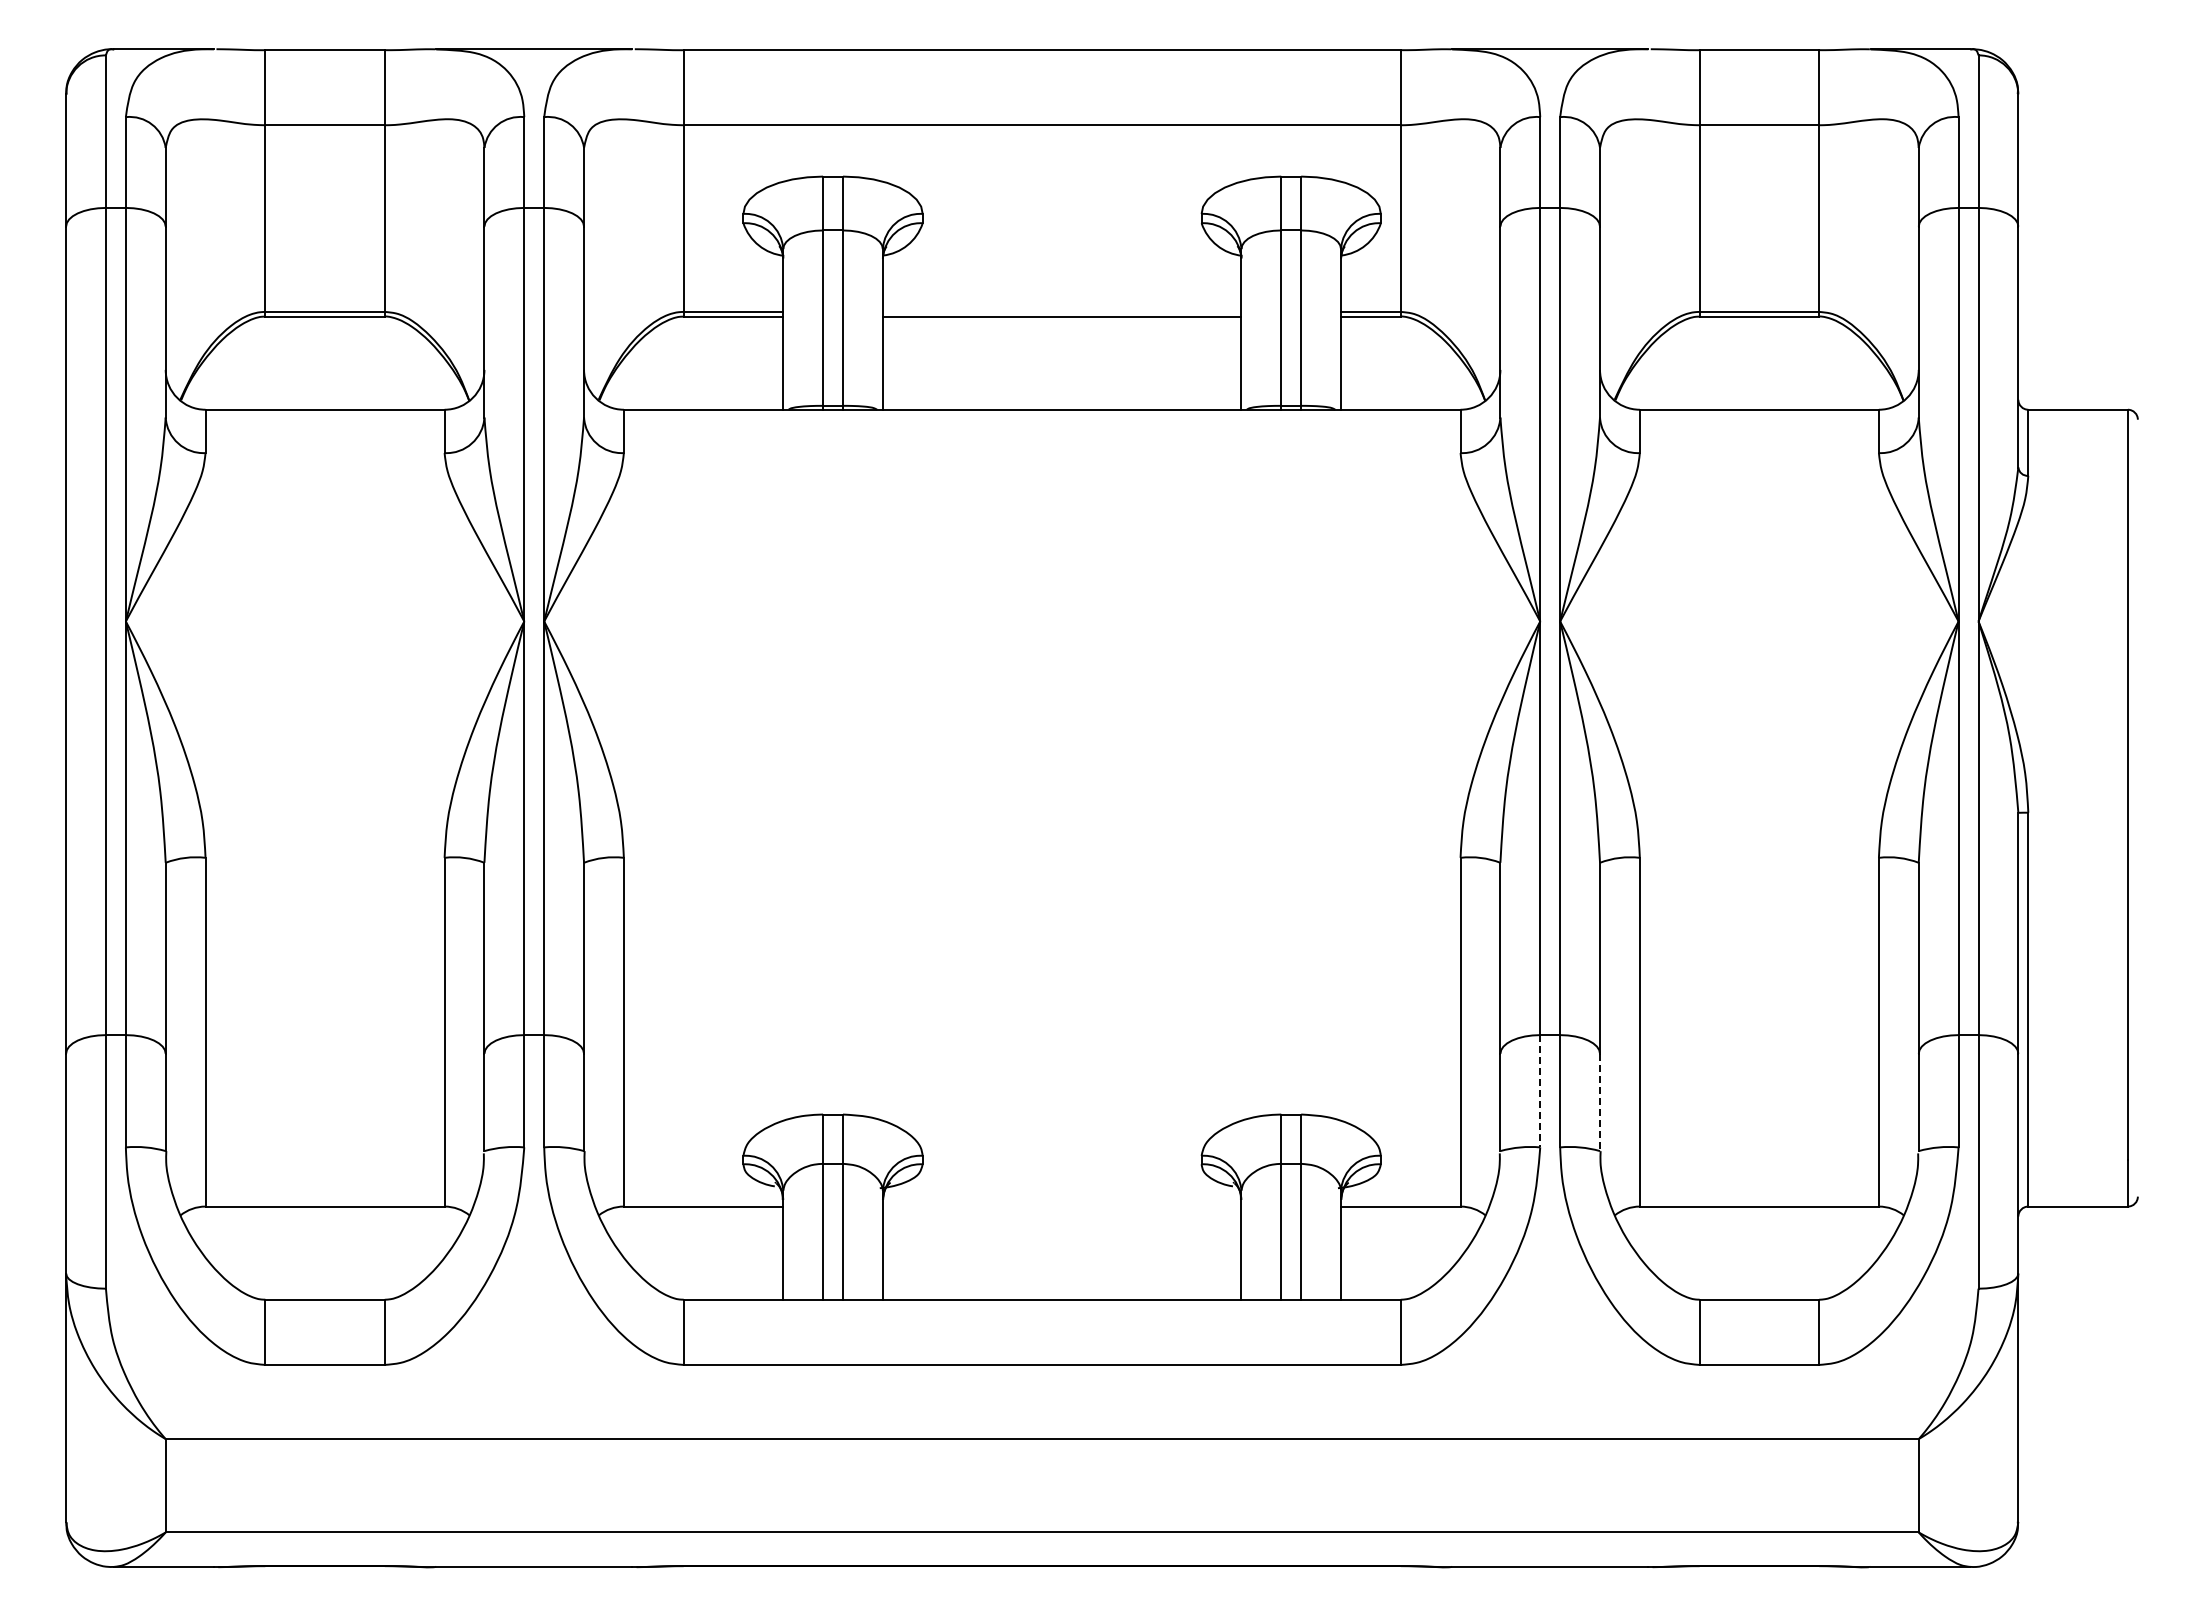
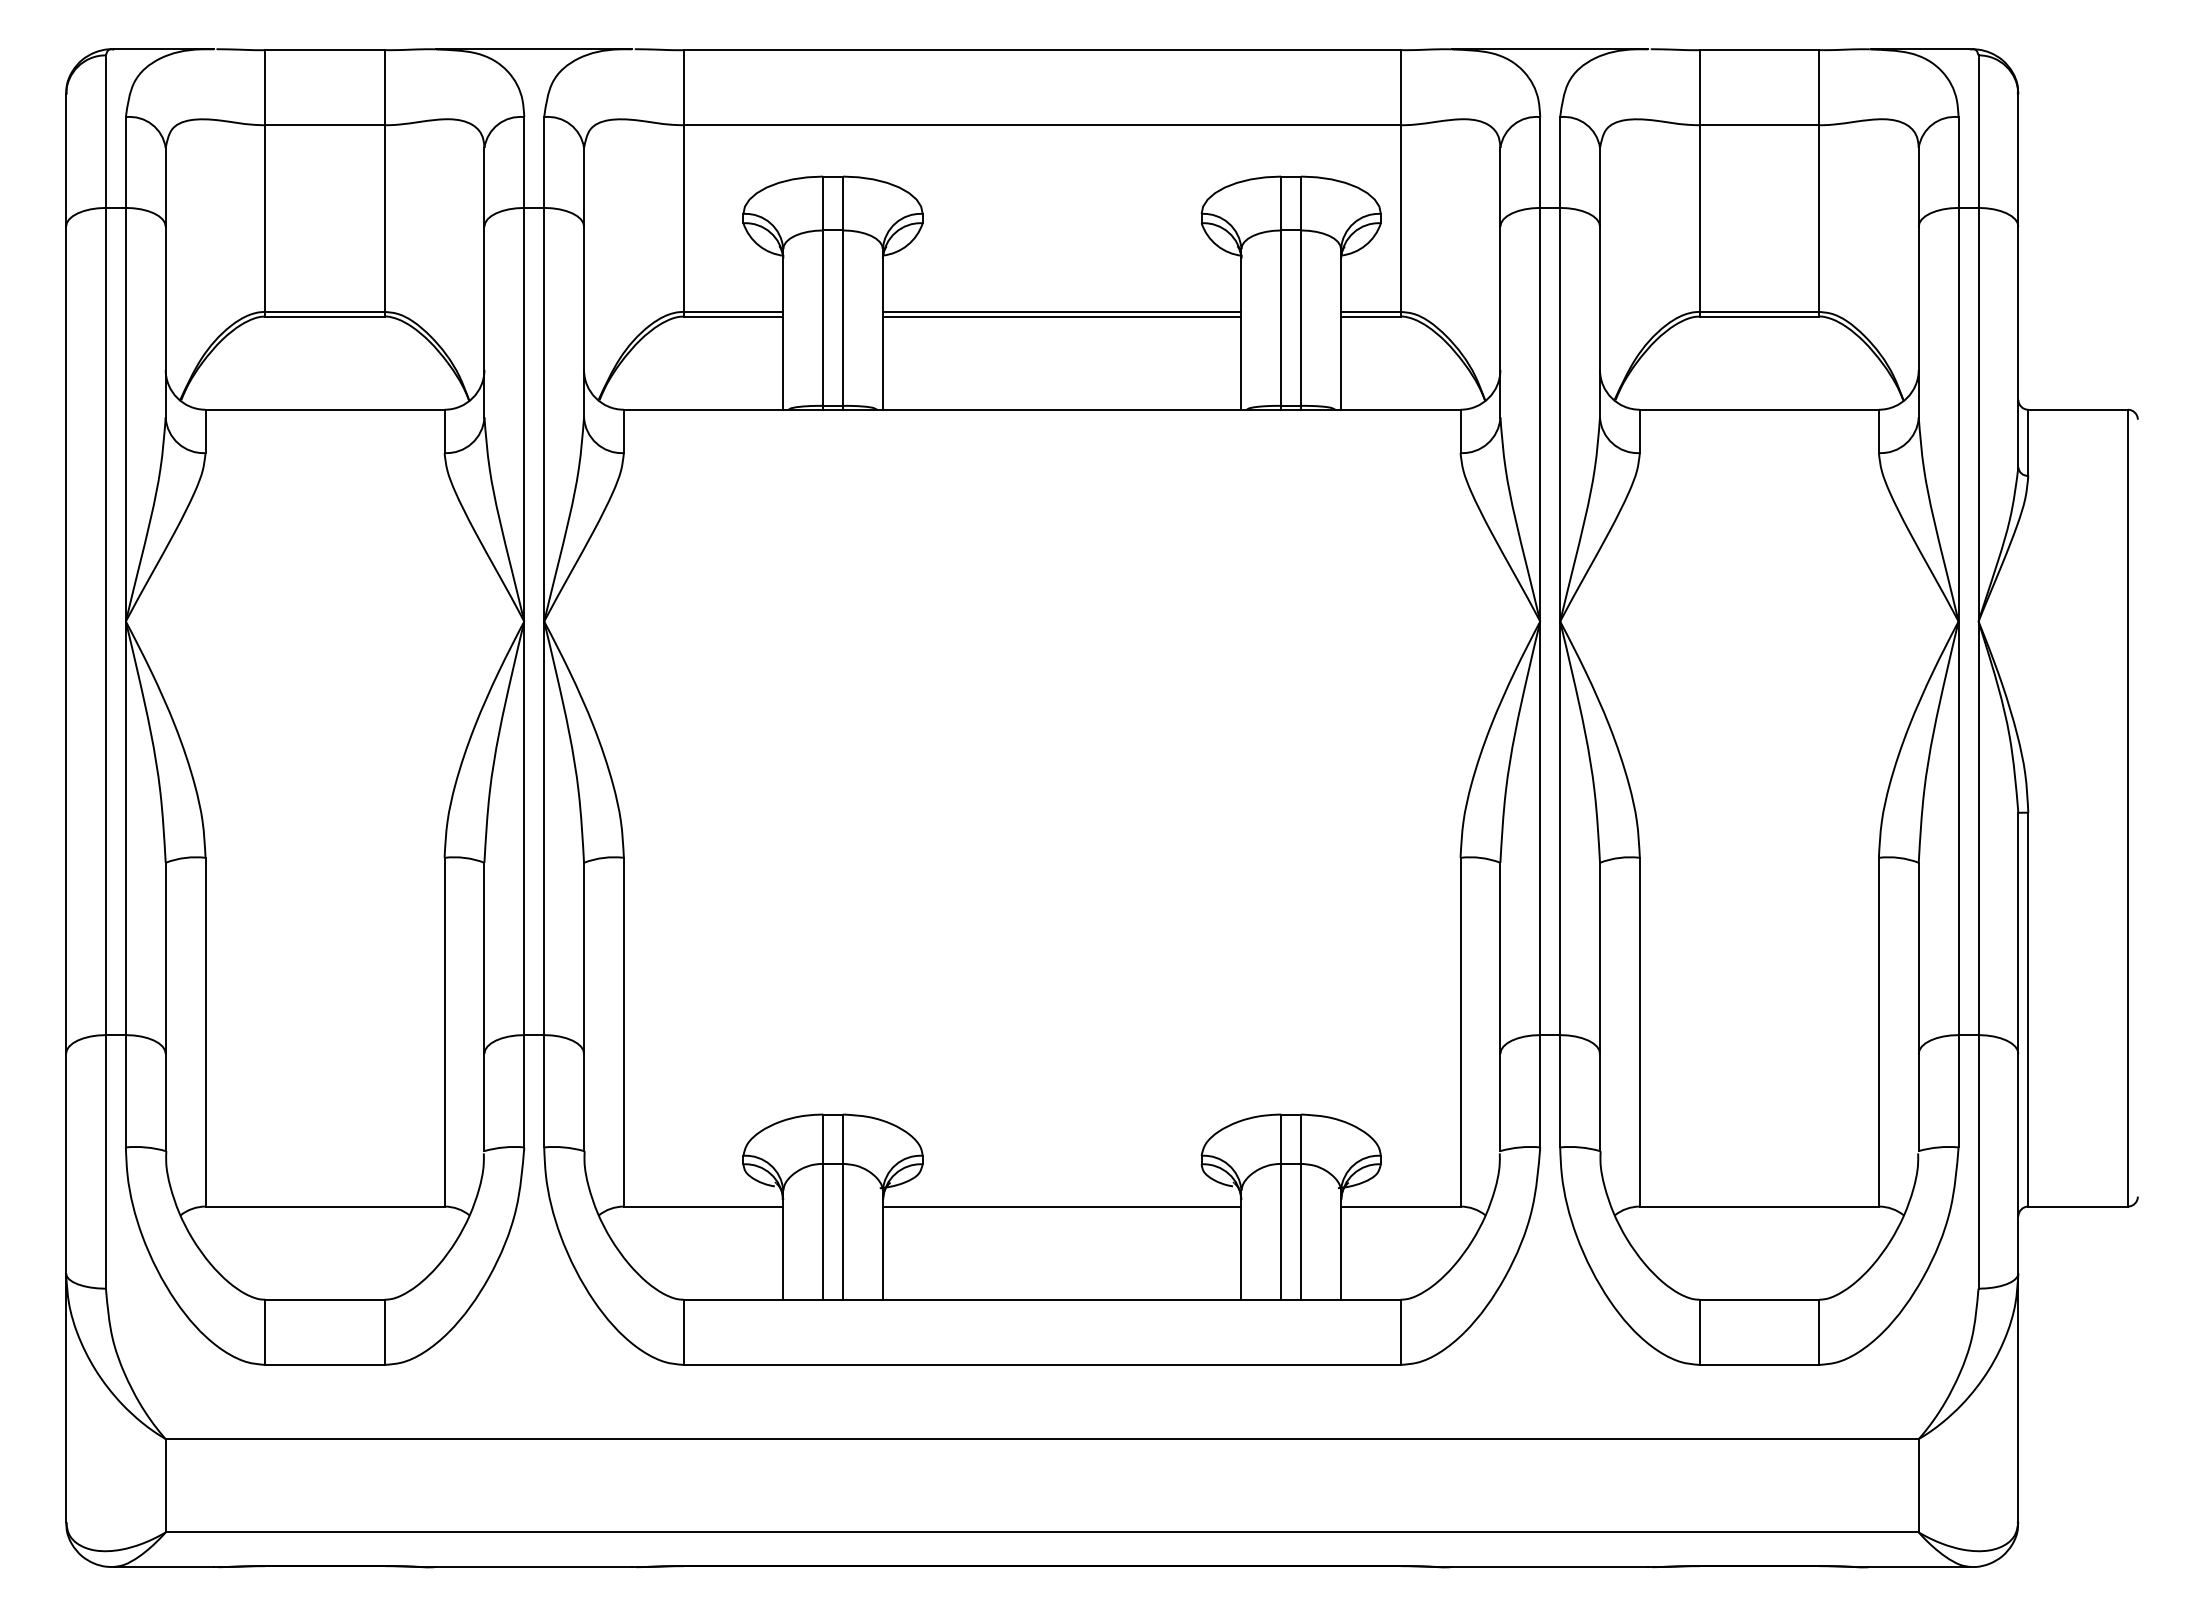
line: none -> present (1061, 311)
line: dashed -> solid (1540, 1091)
line: dashed -> solid (1600, 1102)
line: none -> present (1061, 1206)
